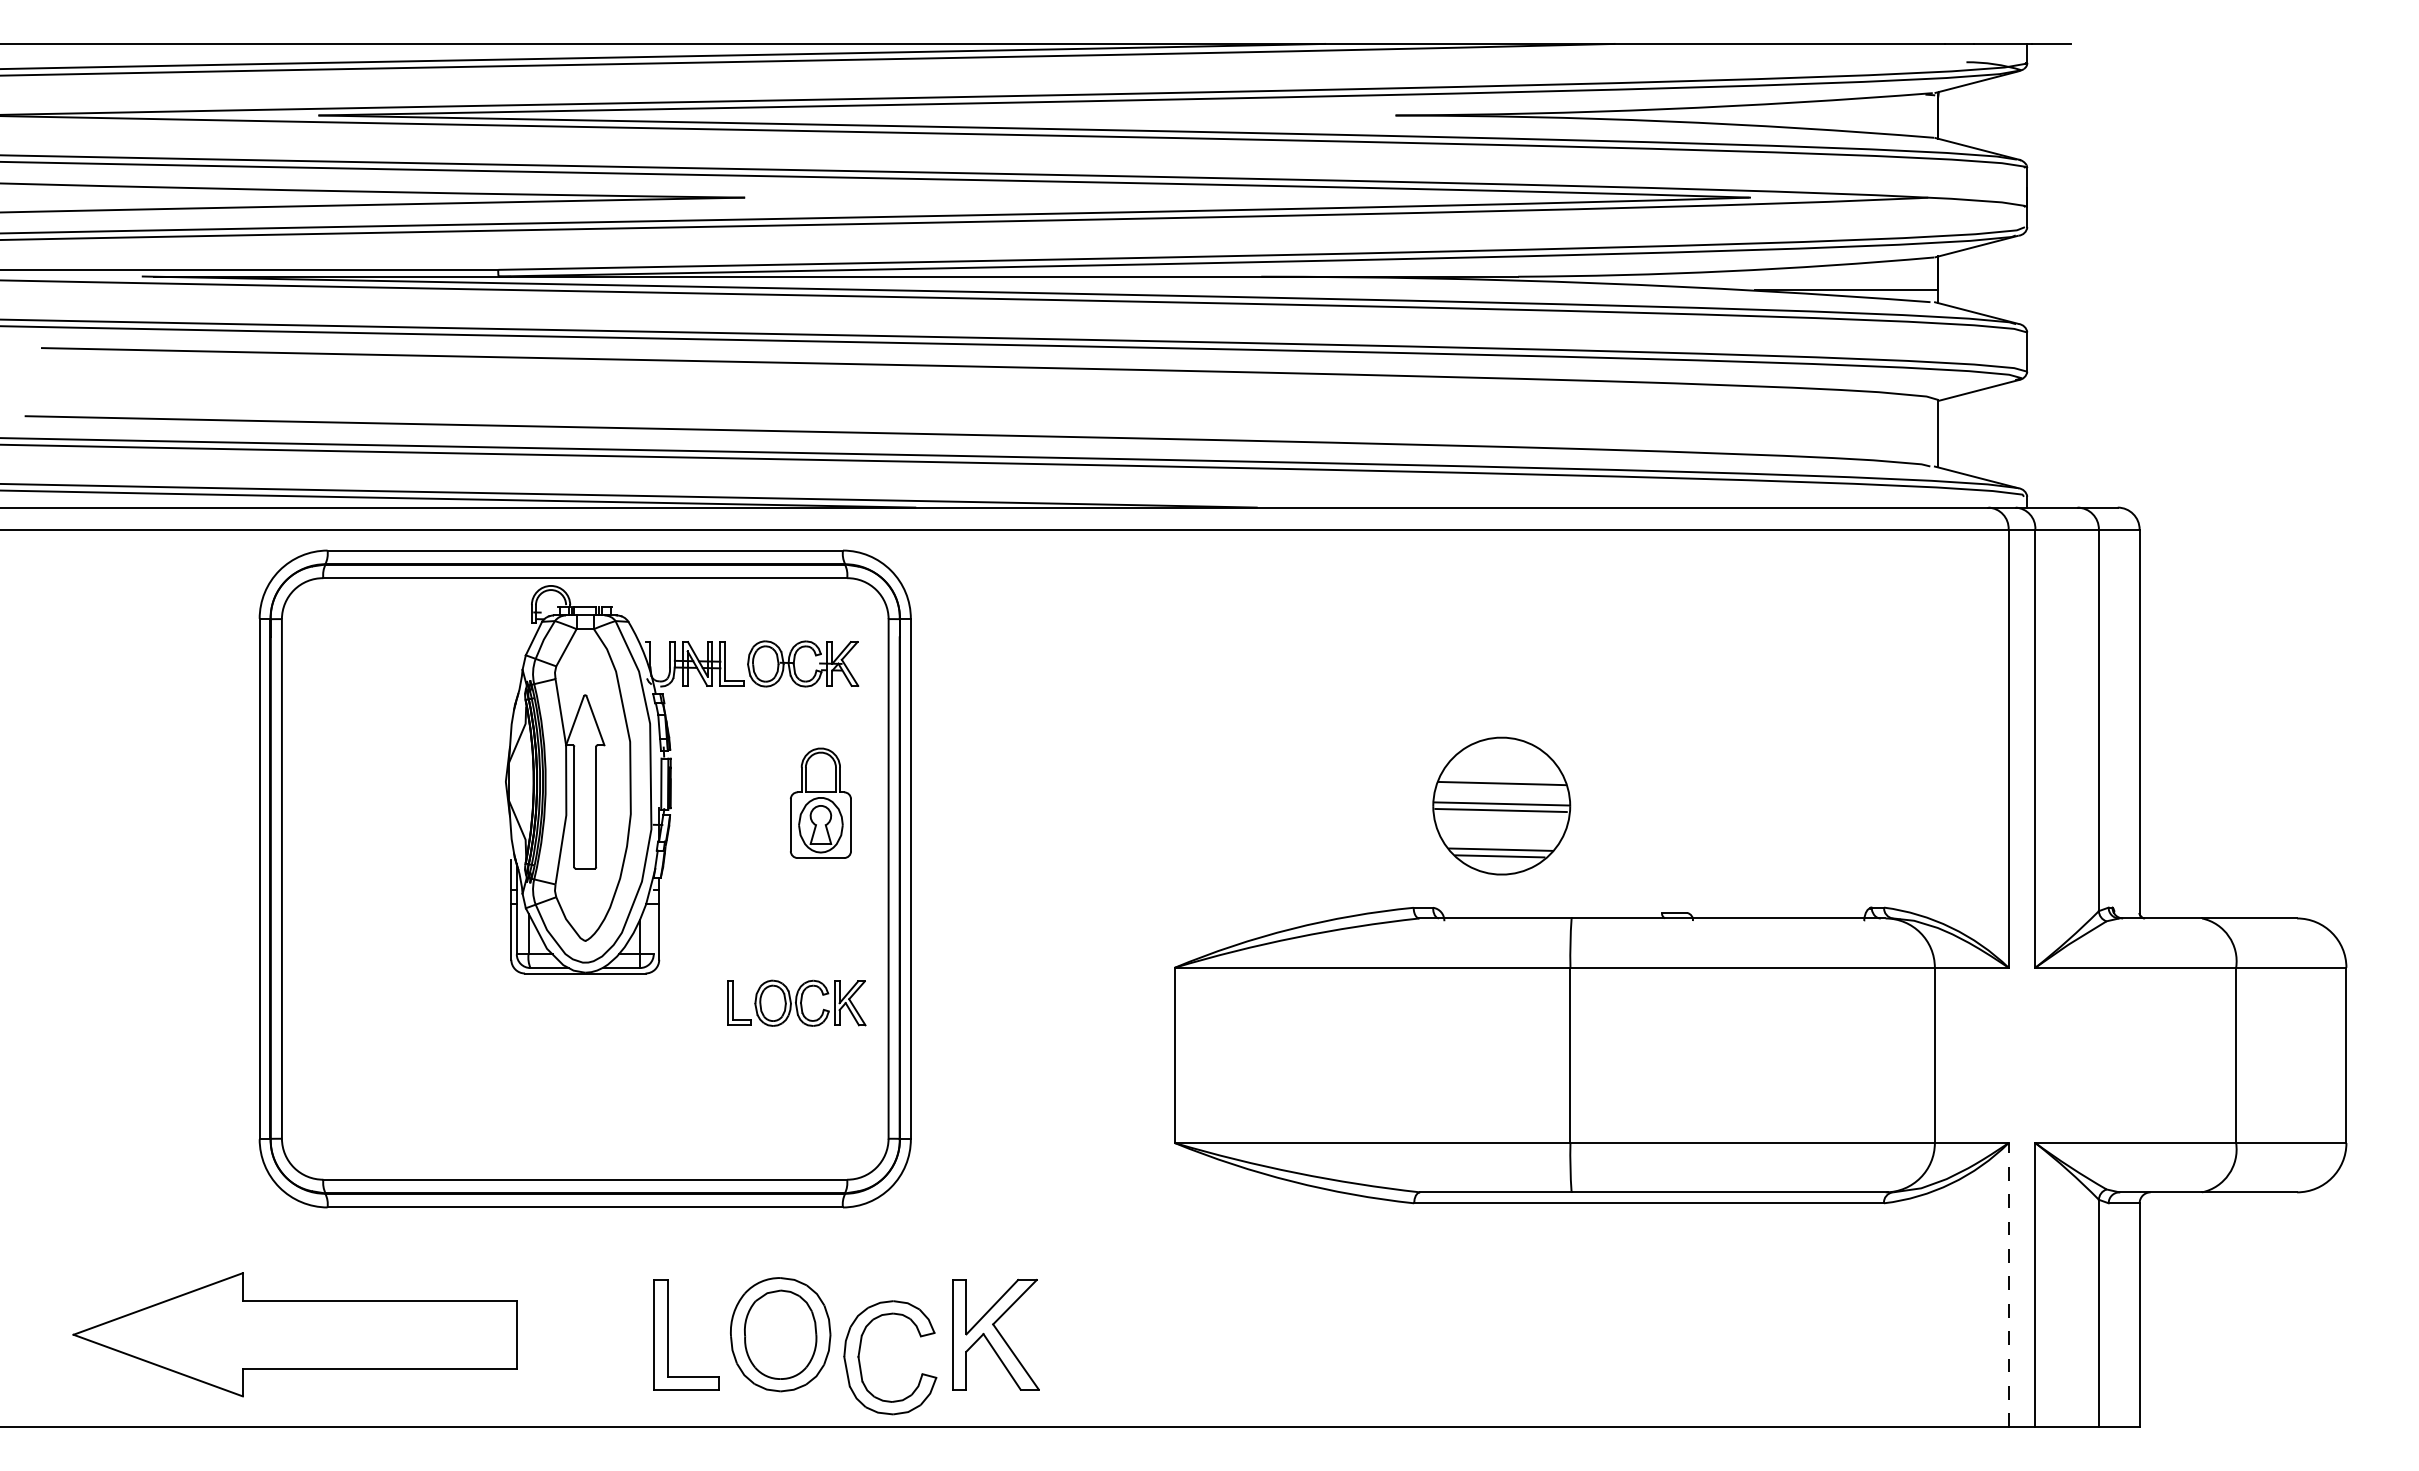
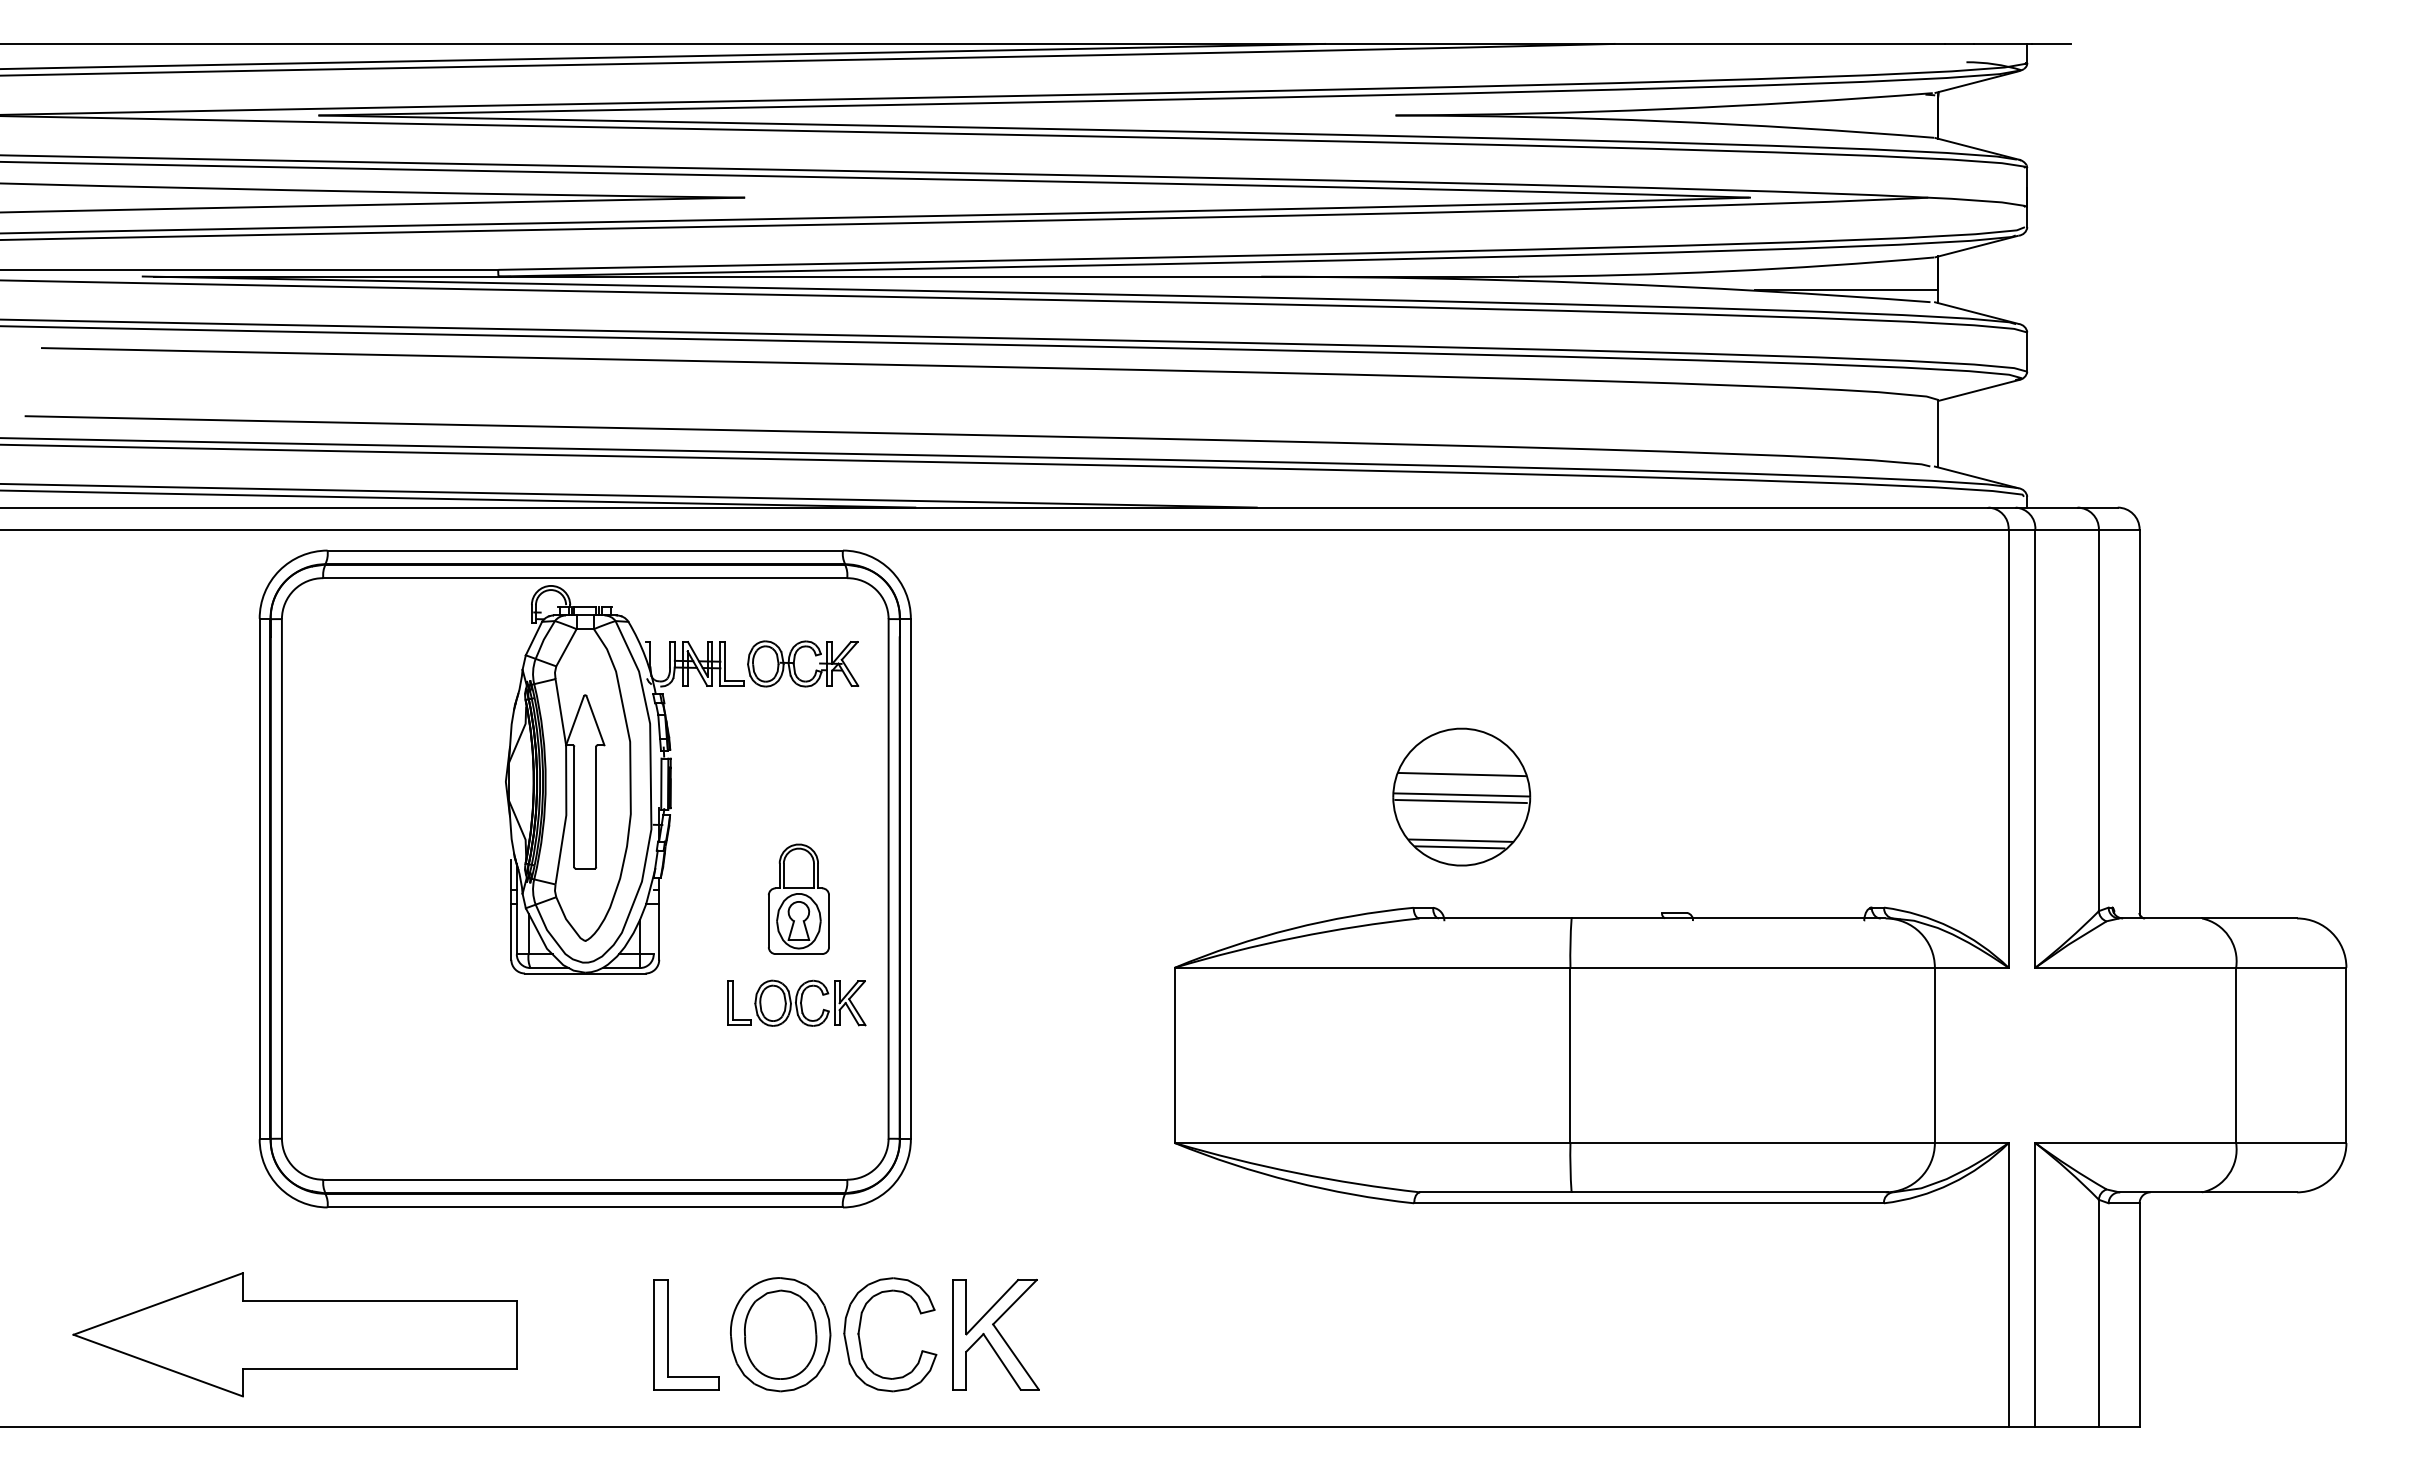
part position: (820, 802) -> (798, 898) (798, 898)
part position: (1501, 805) -> (1461, 796) (1461, 796)
line: dashed -> solid (2008, 1284)
part position: (860, 1361) -> (860, 1338) (860, 1338)
